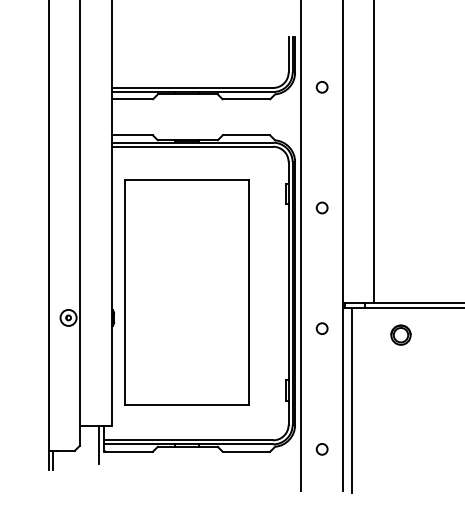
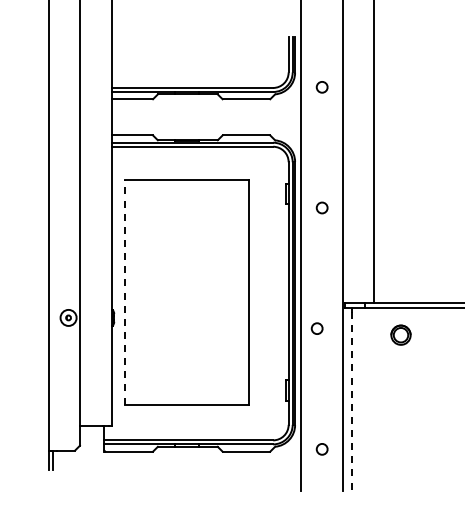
line: solid -> dashed (125, 291)
circle position: (321, 328) -> (316, 328) (316, 328)
line: solid -> dashed (351, 402)
line: present -> none (99, 444)
